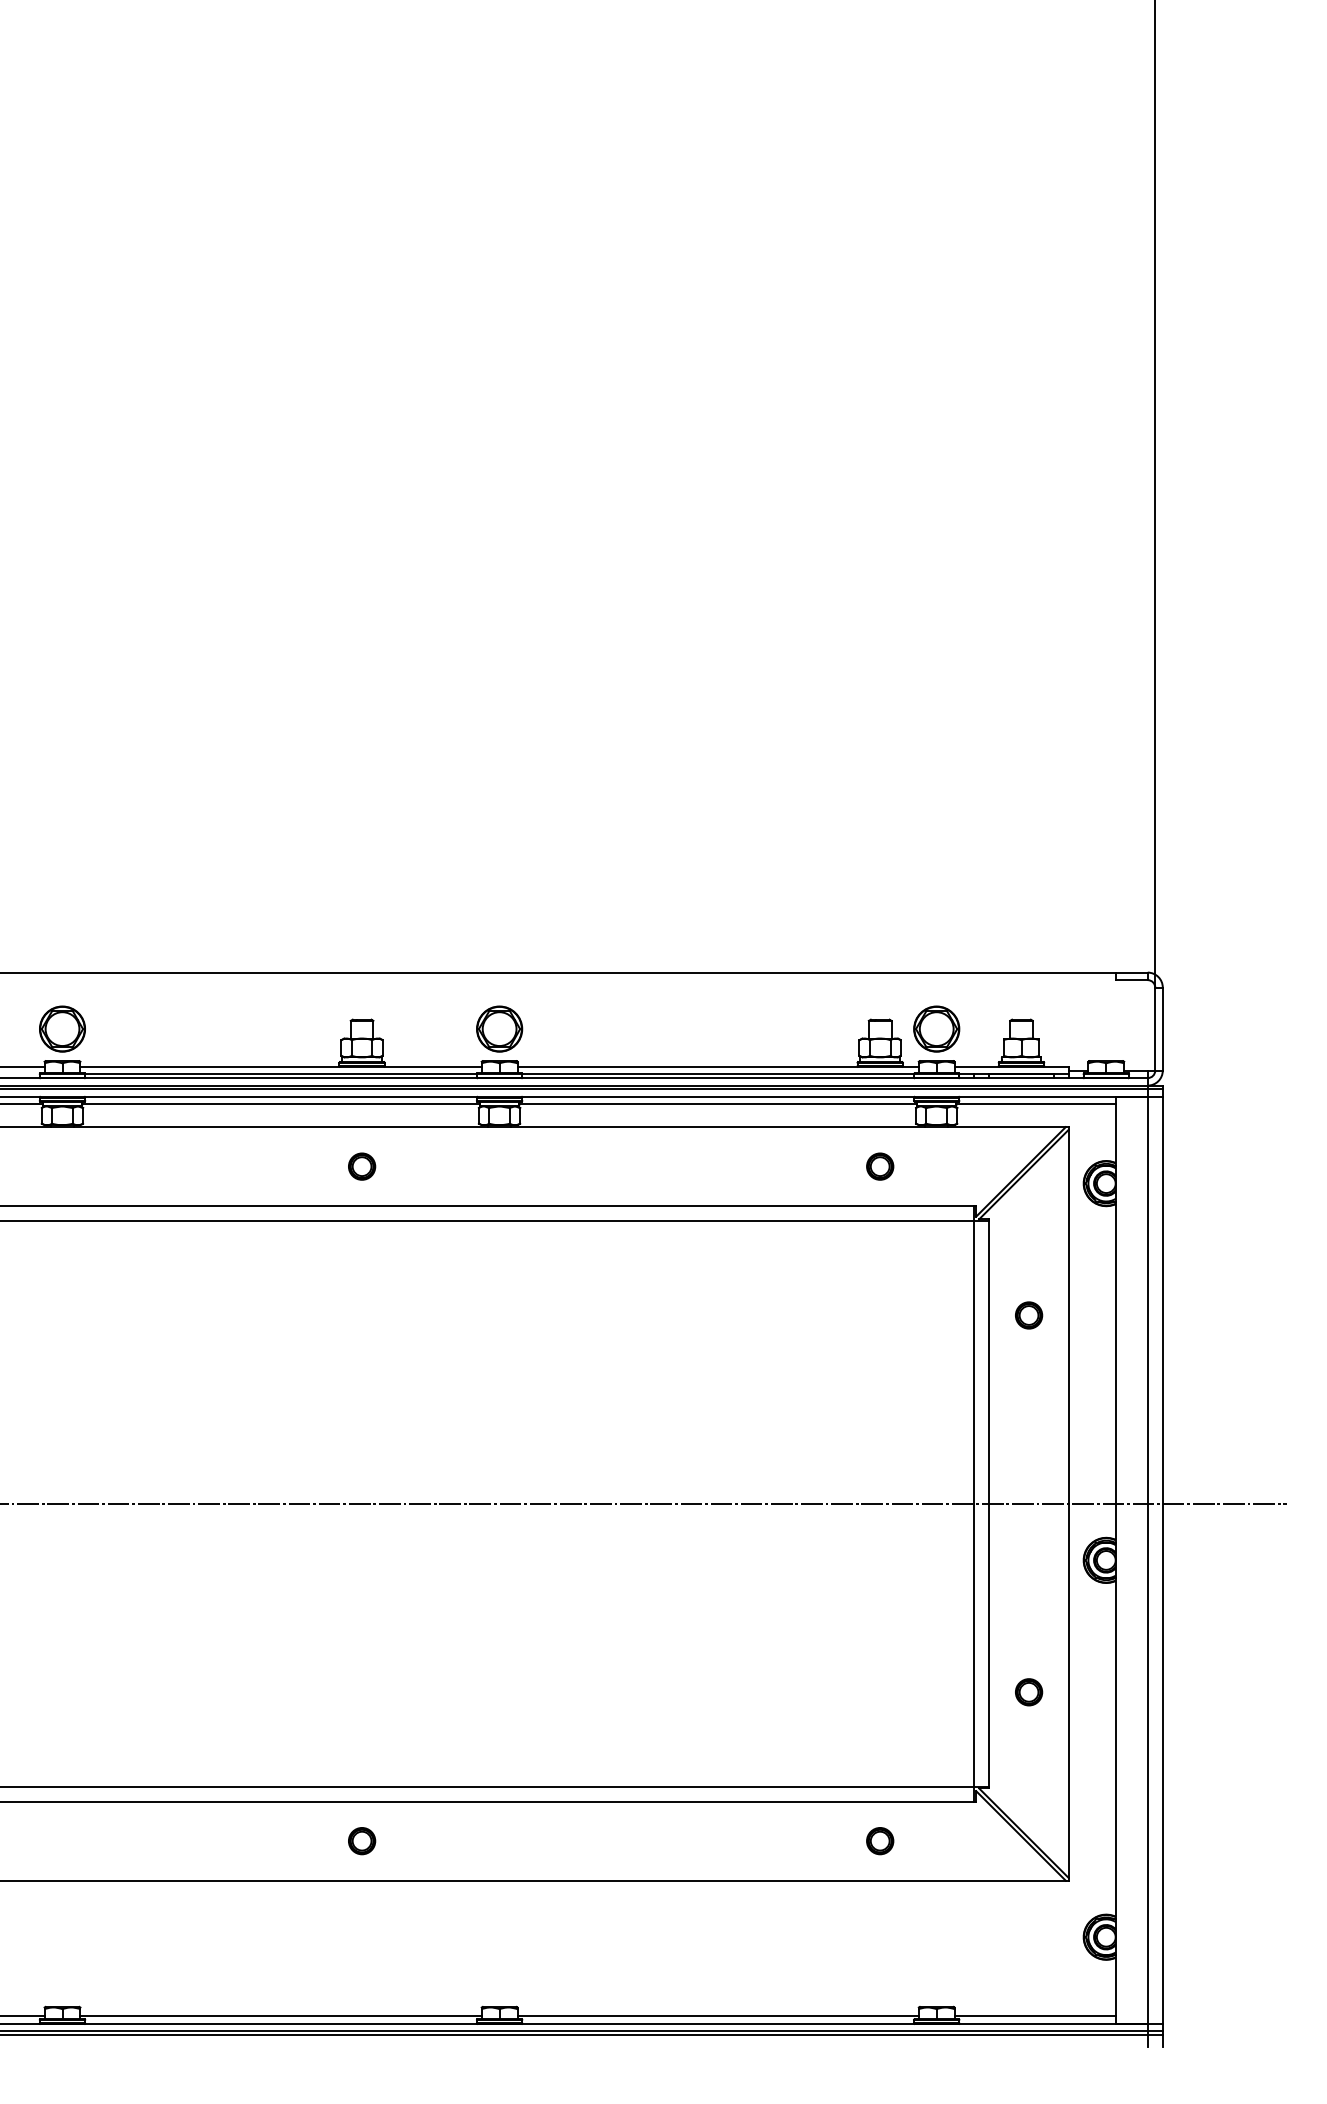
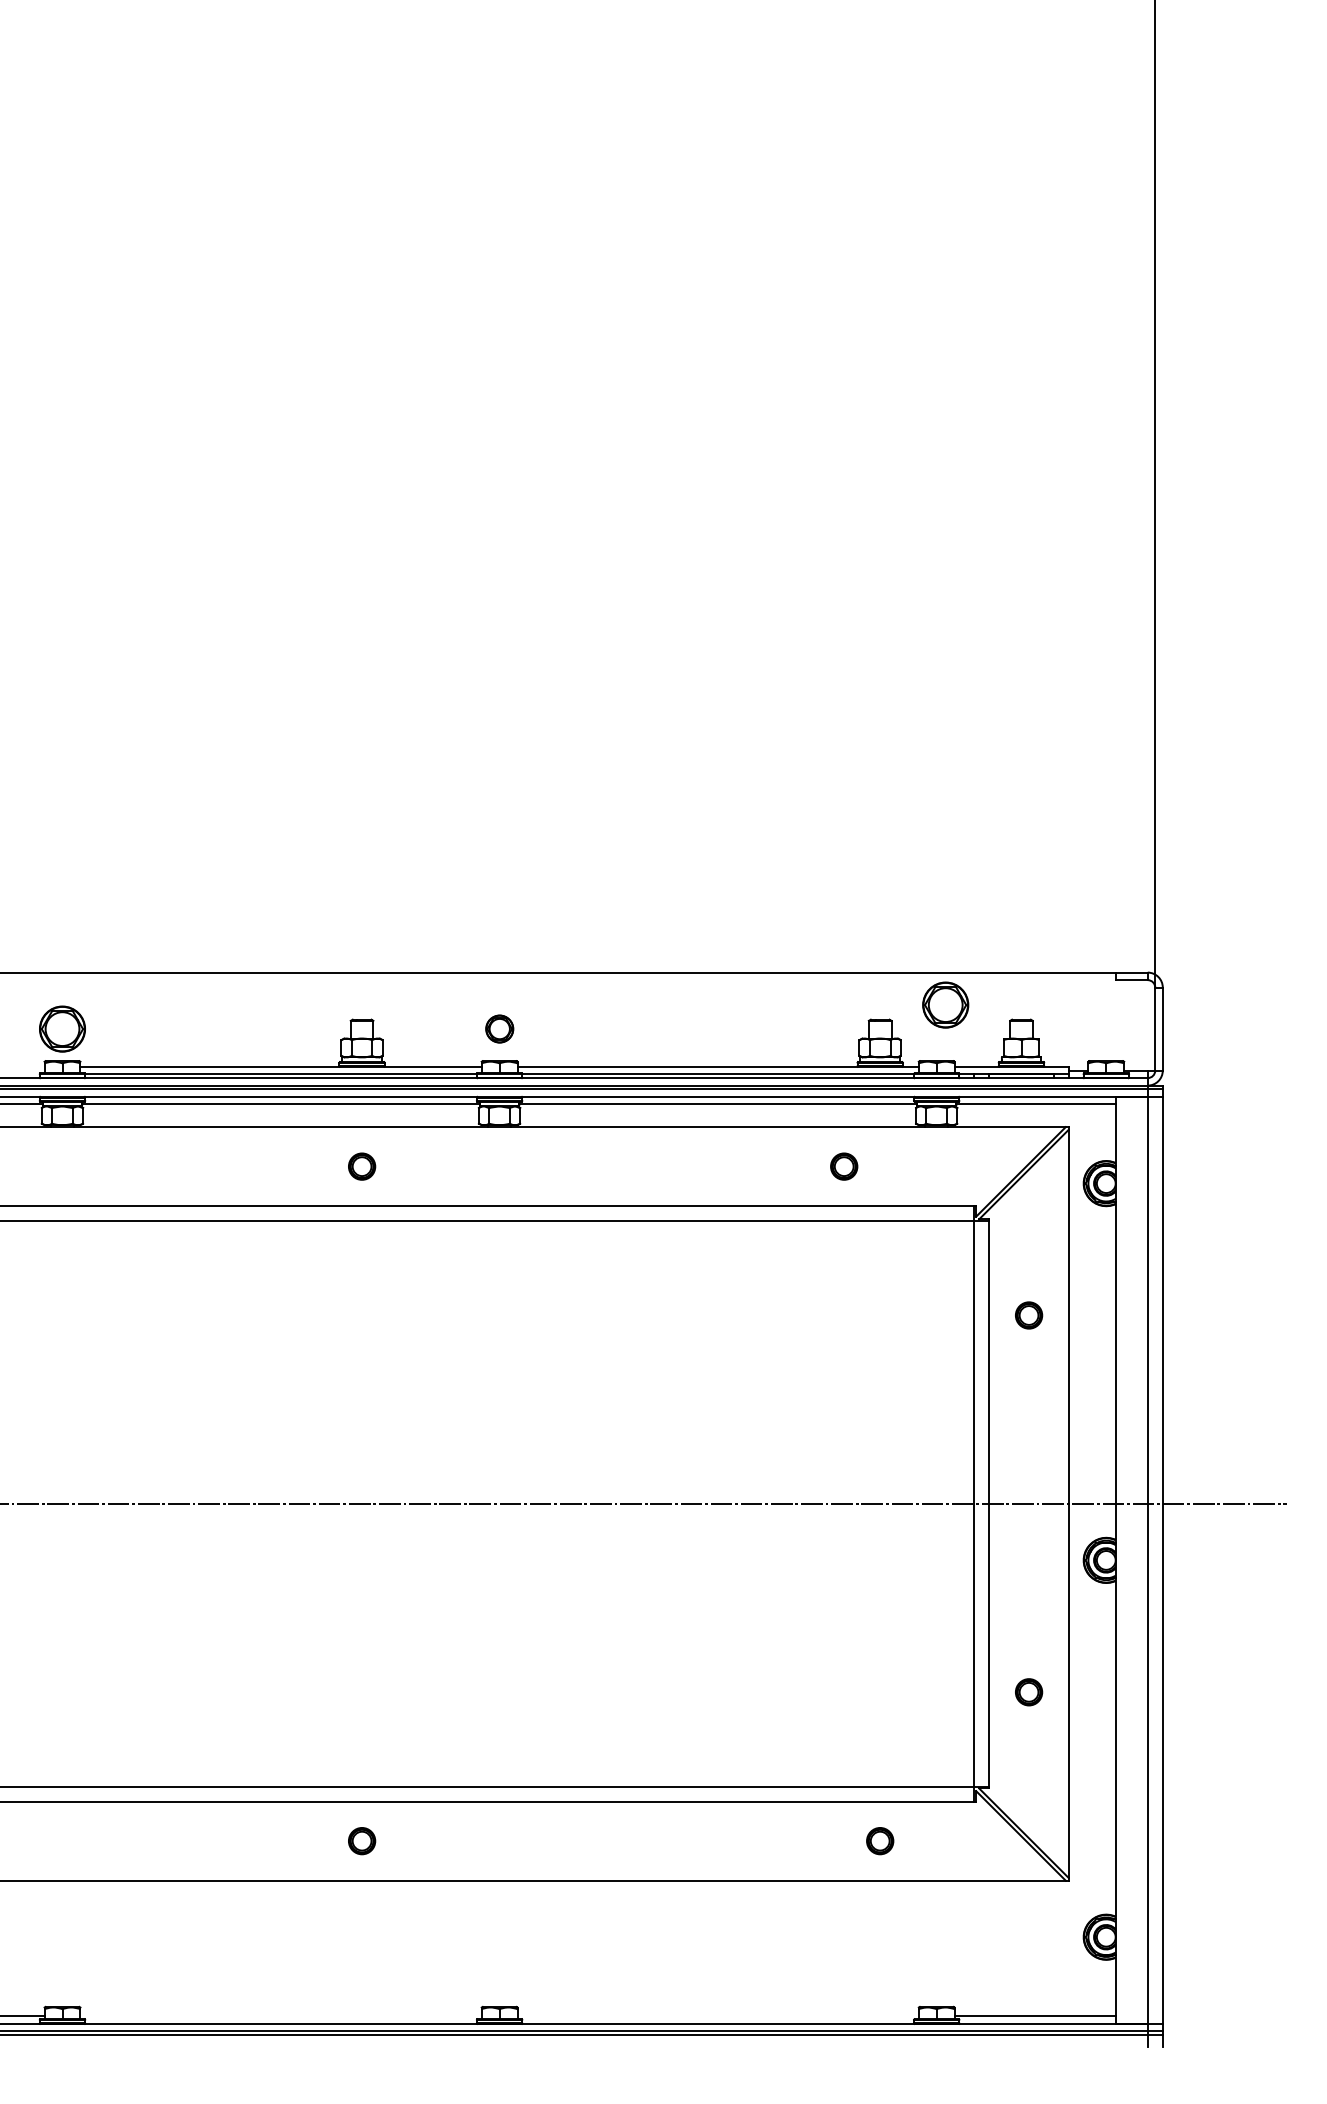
part size: 48x48 px -> 30x30 px (499, 1028)
part position: (936, 1028) -> (945, 1004) (945, 1004)
line: present -> none (23, 1066)
part position: (880, 1166) -> (844, 1166) (844, 1166)
line: present -> none (280, 2016)
line: present -> none (717, 2016)
